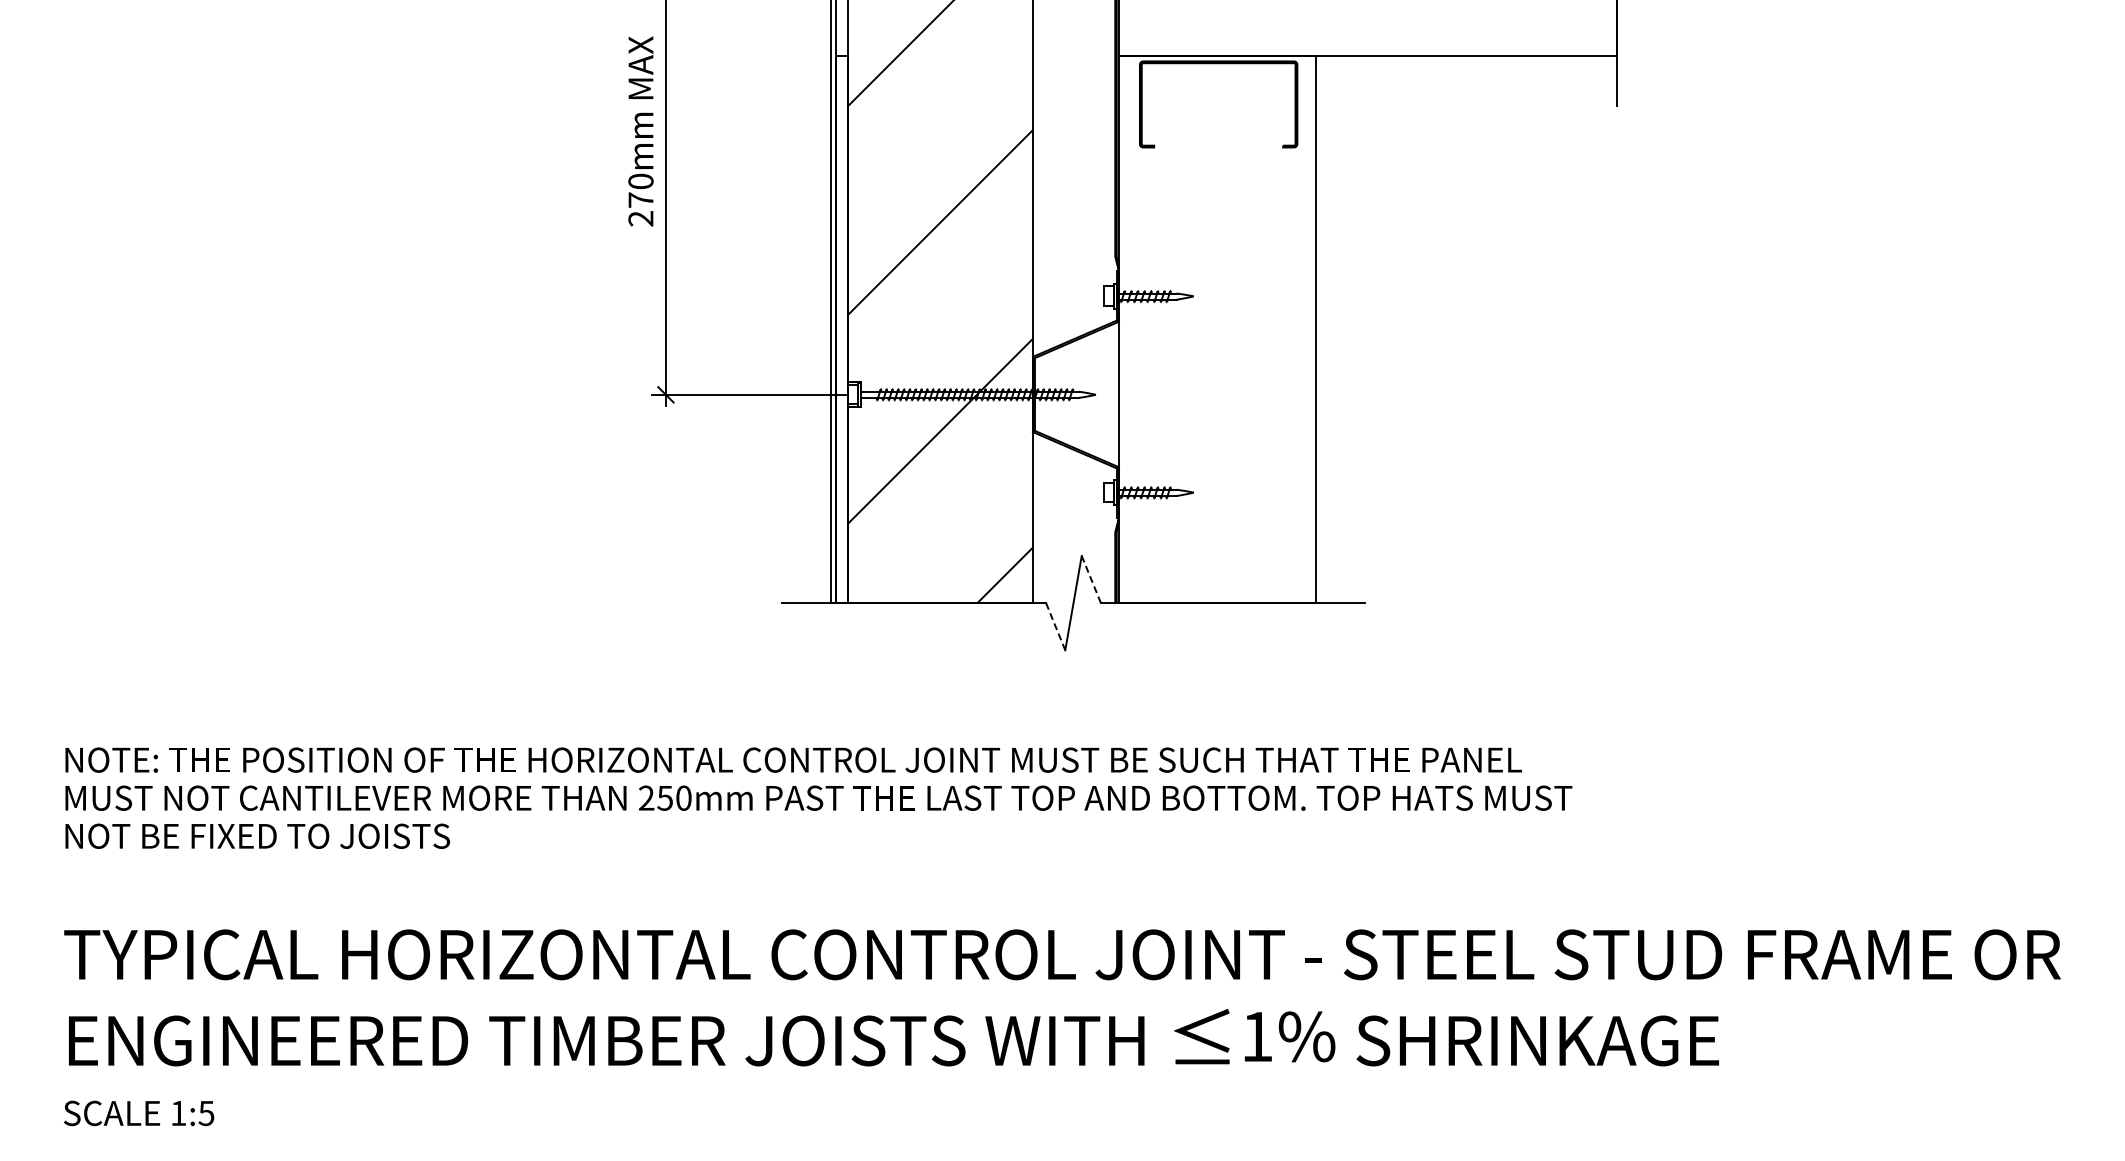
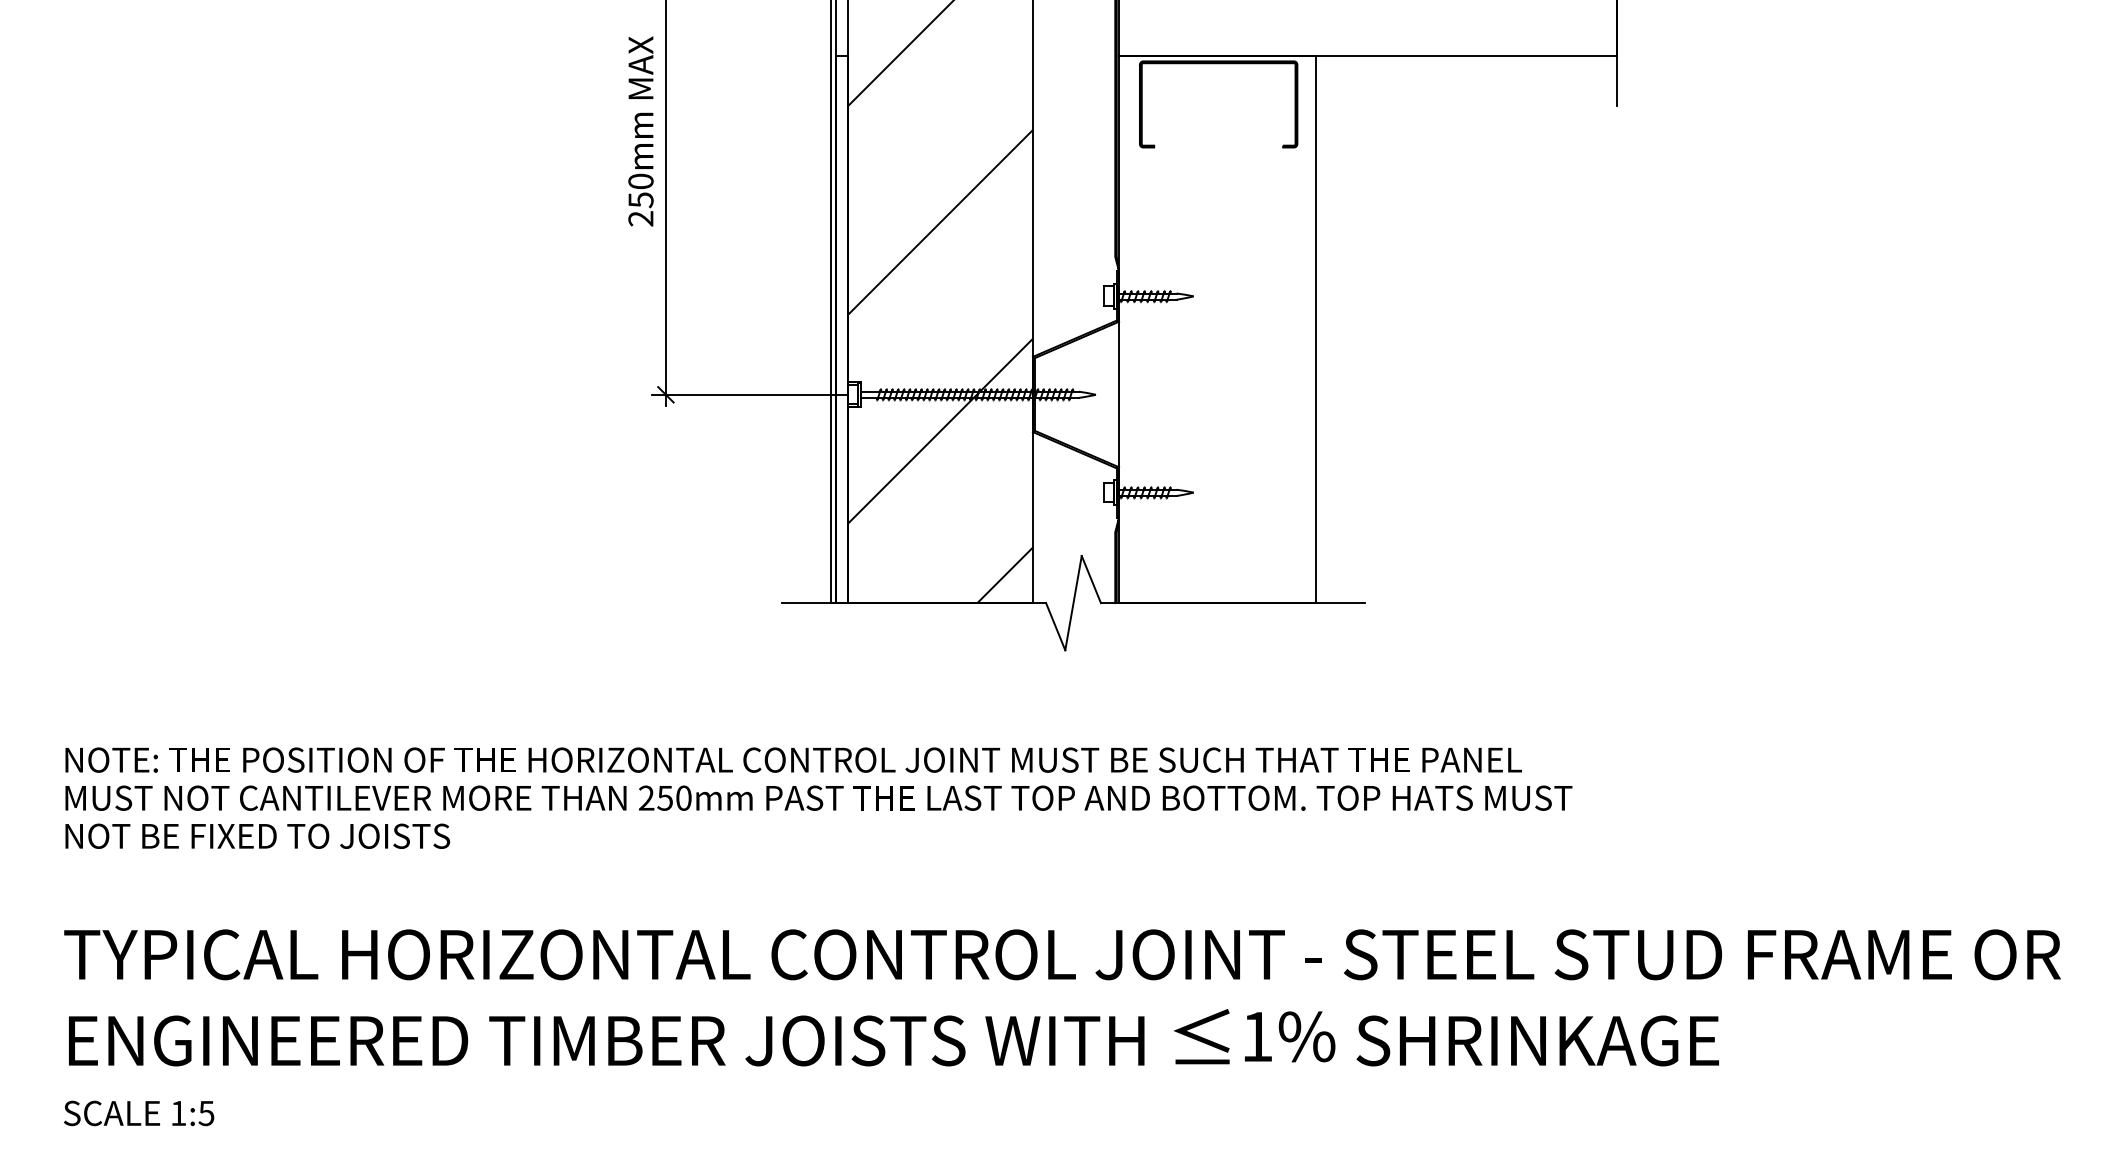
text: 270mm -> 250mm (640, 200)
line: dashed -> solid (1091, 579)
line: dashed -> solid (1055, 627)
